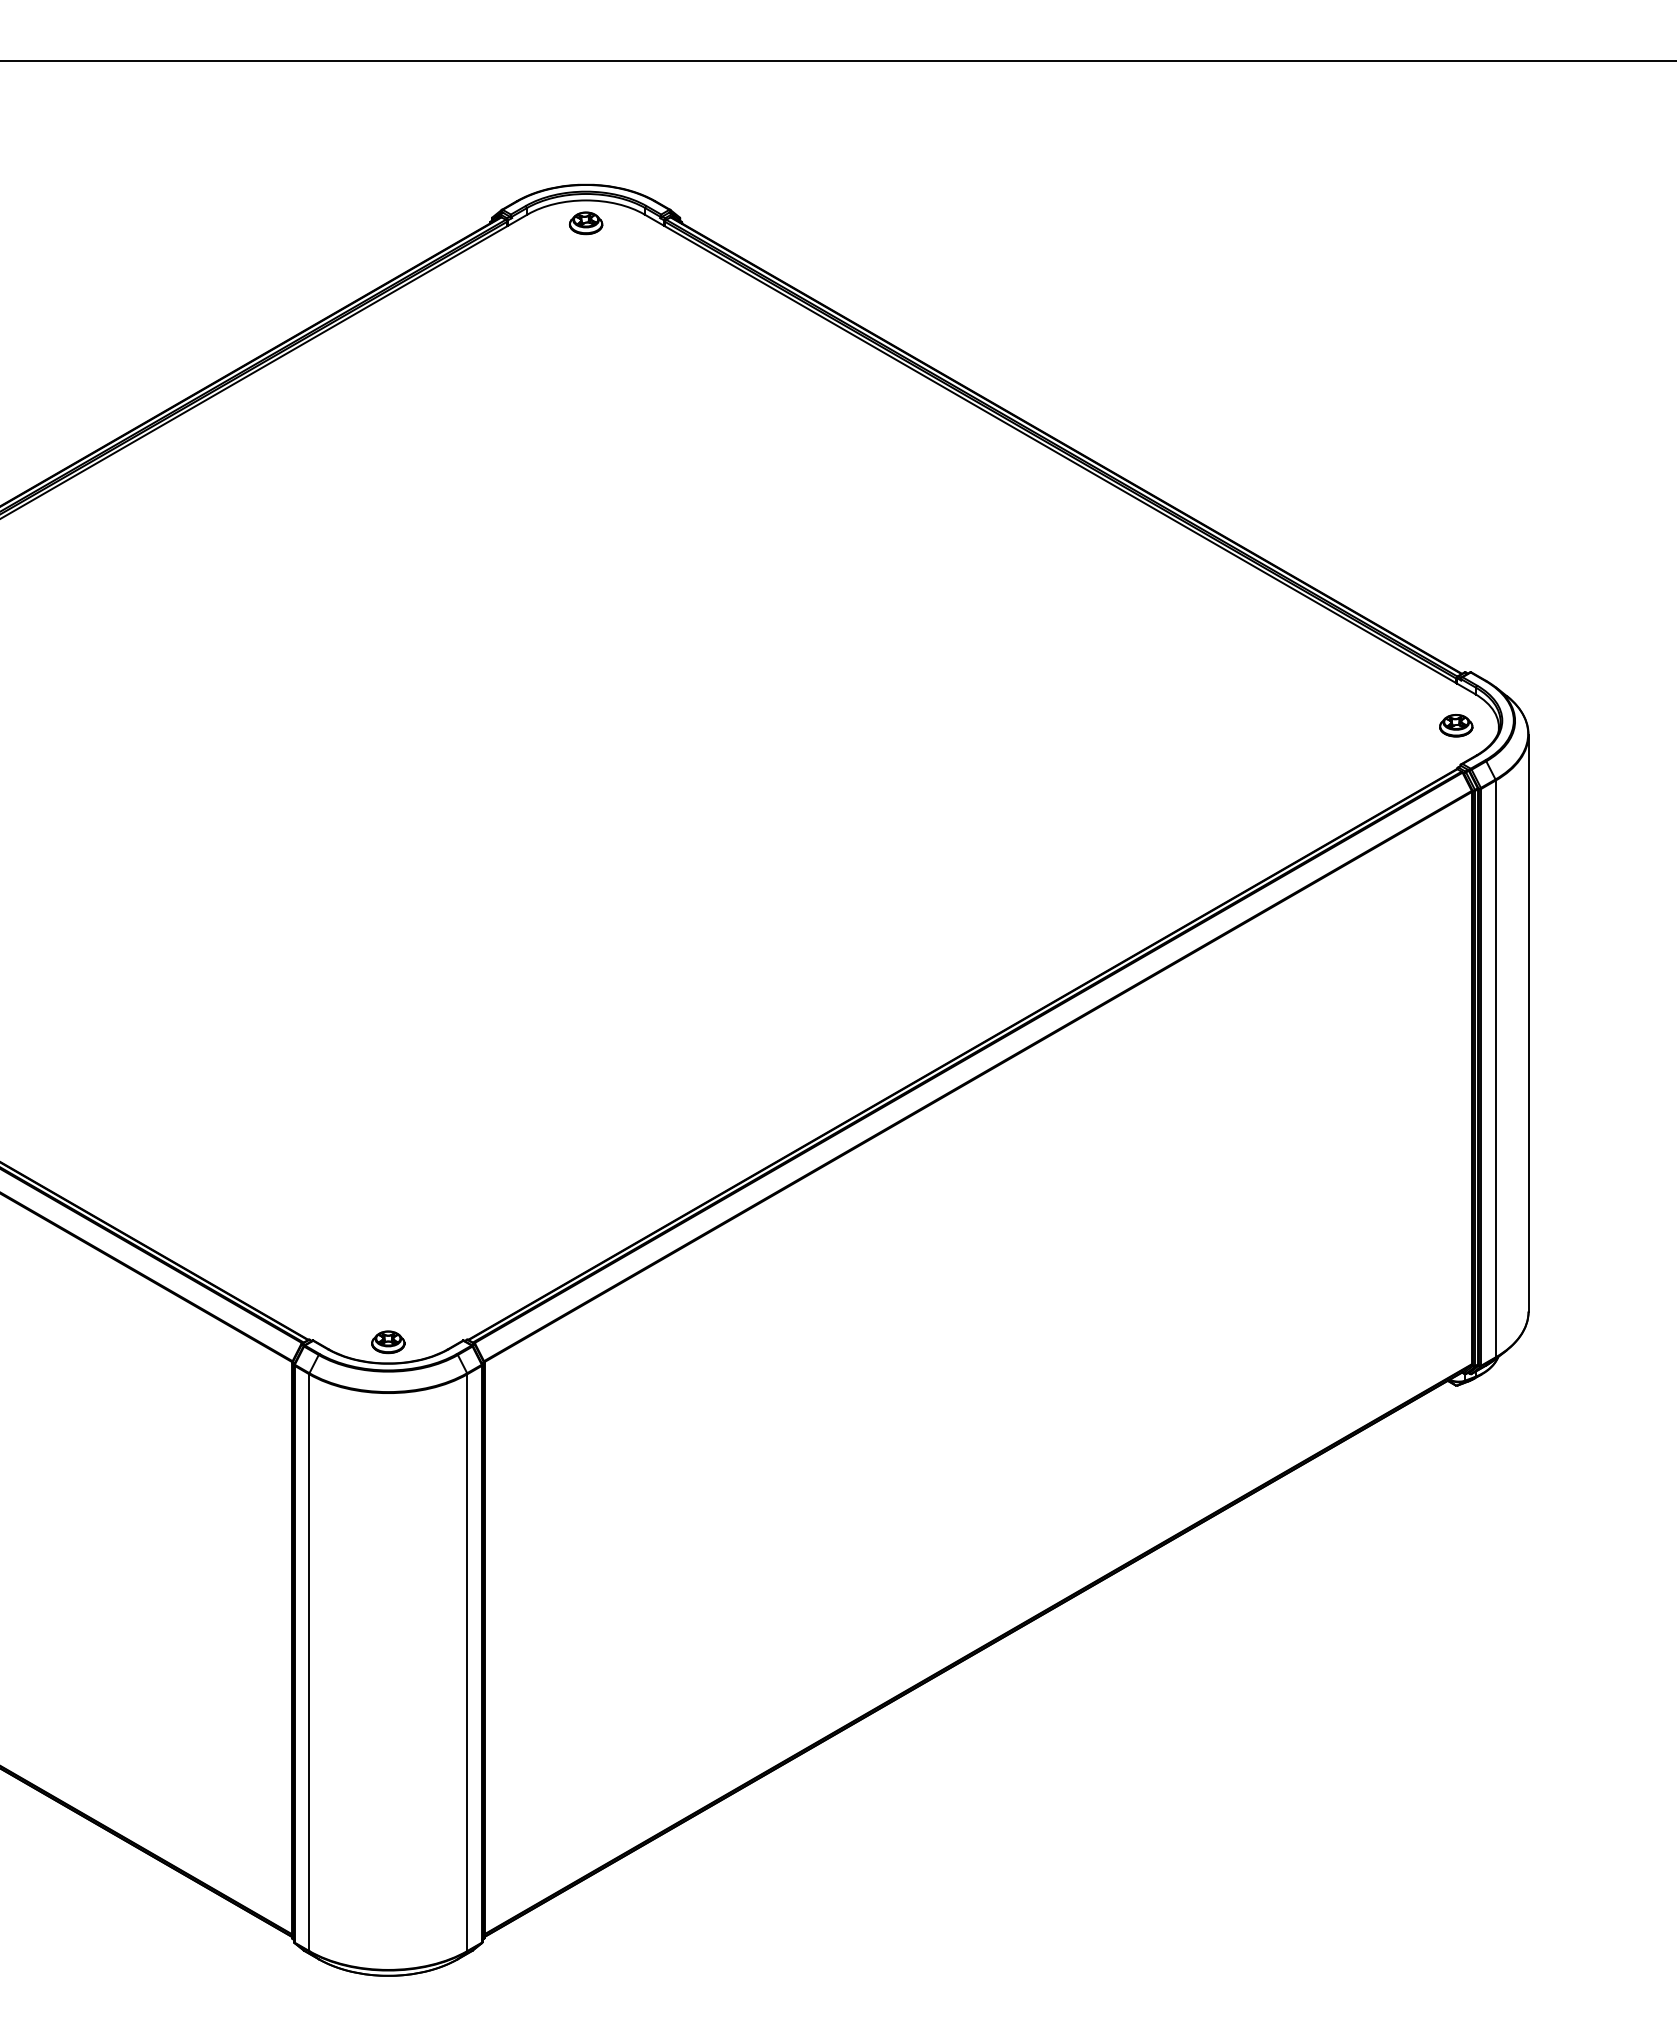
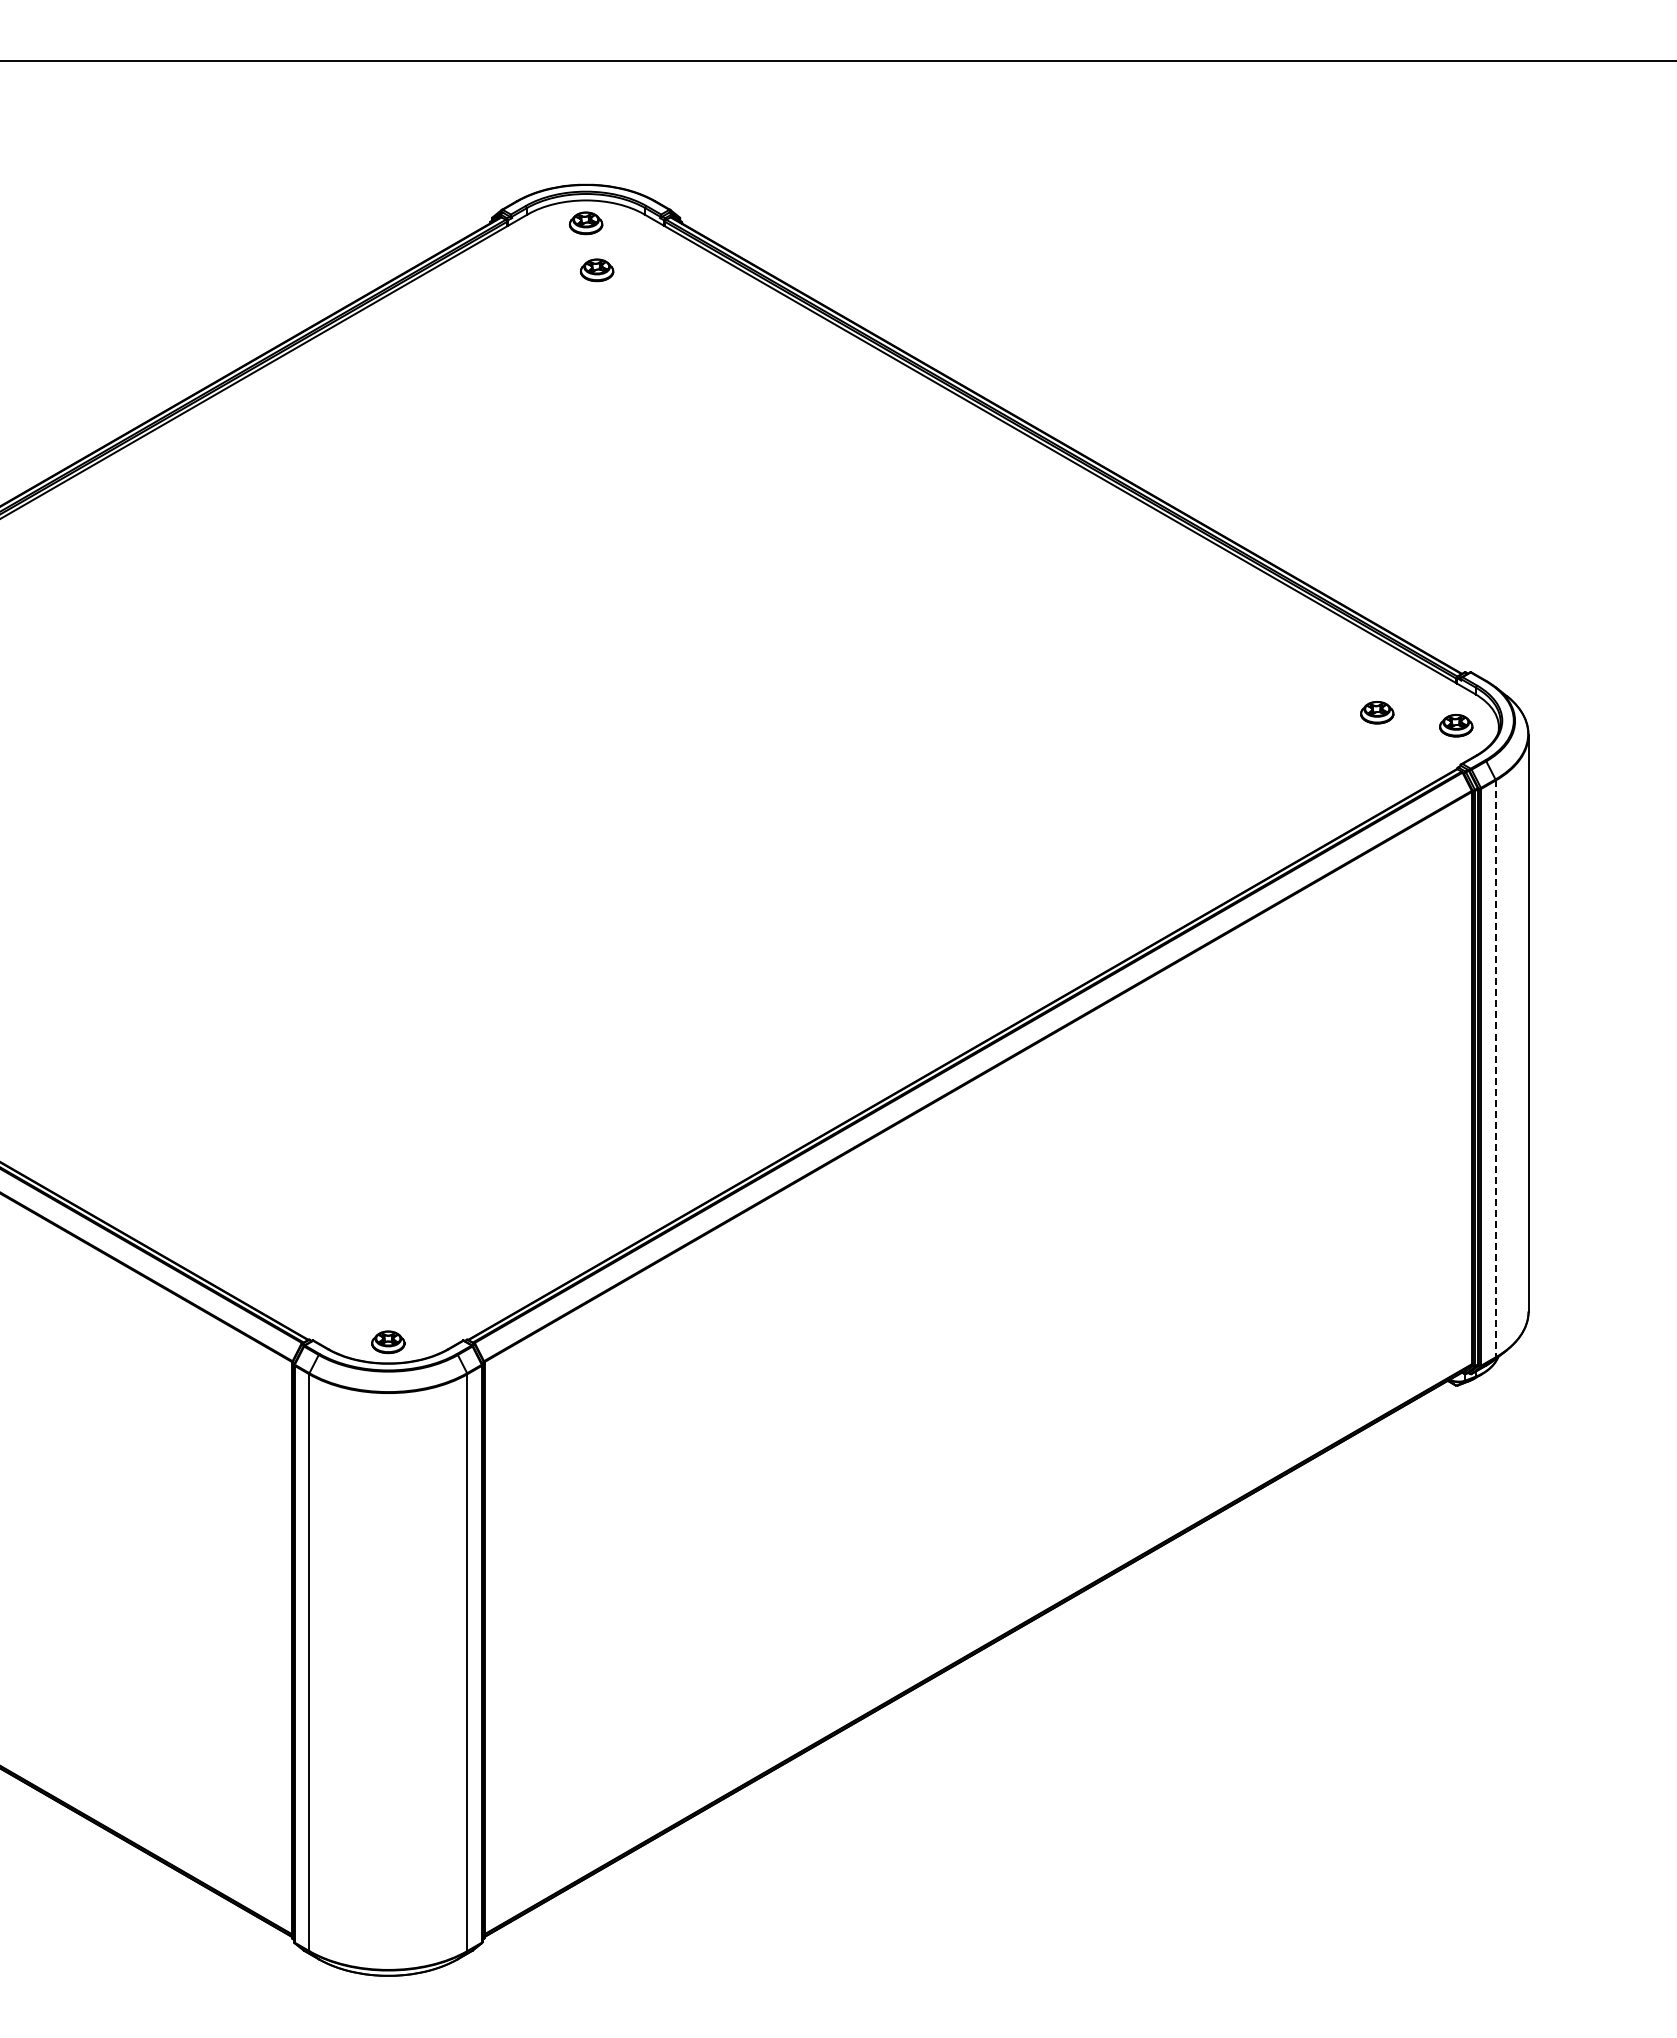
part: none -> present (597, 270)
part: none -> present (1377, 712)
line: solid -> dashed (1495, 1069)
